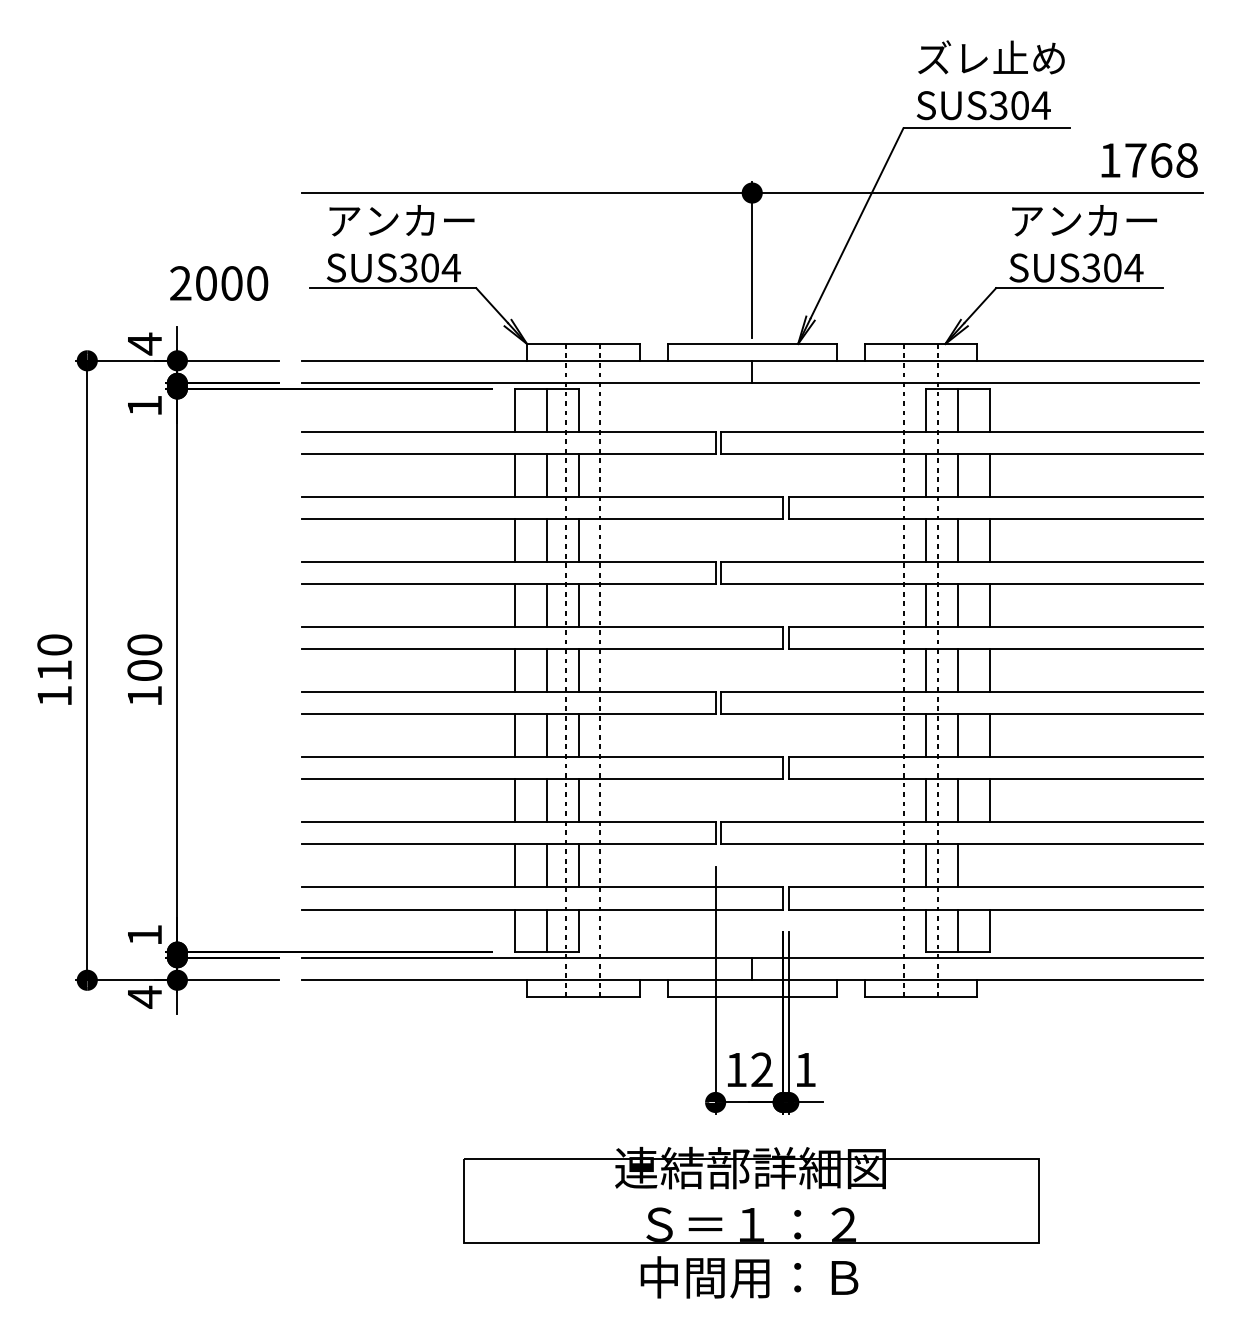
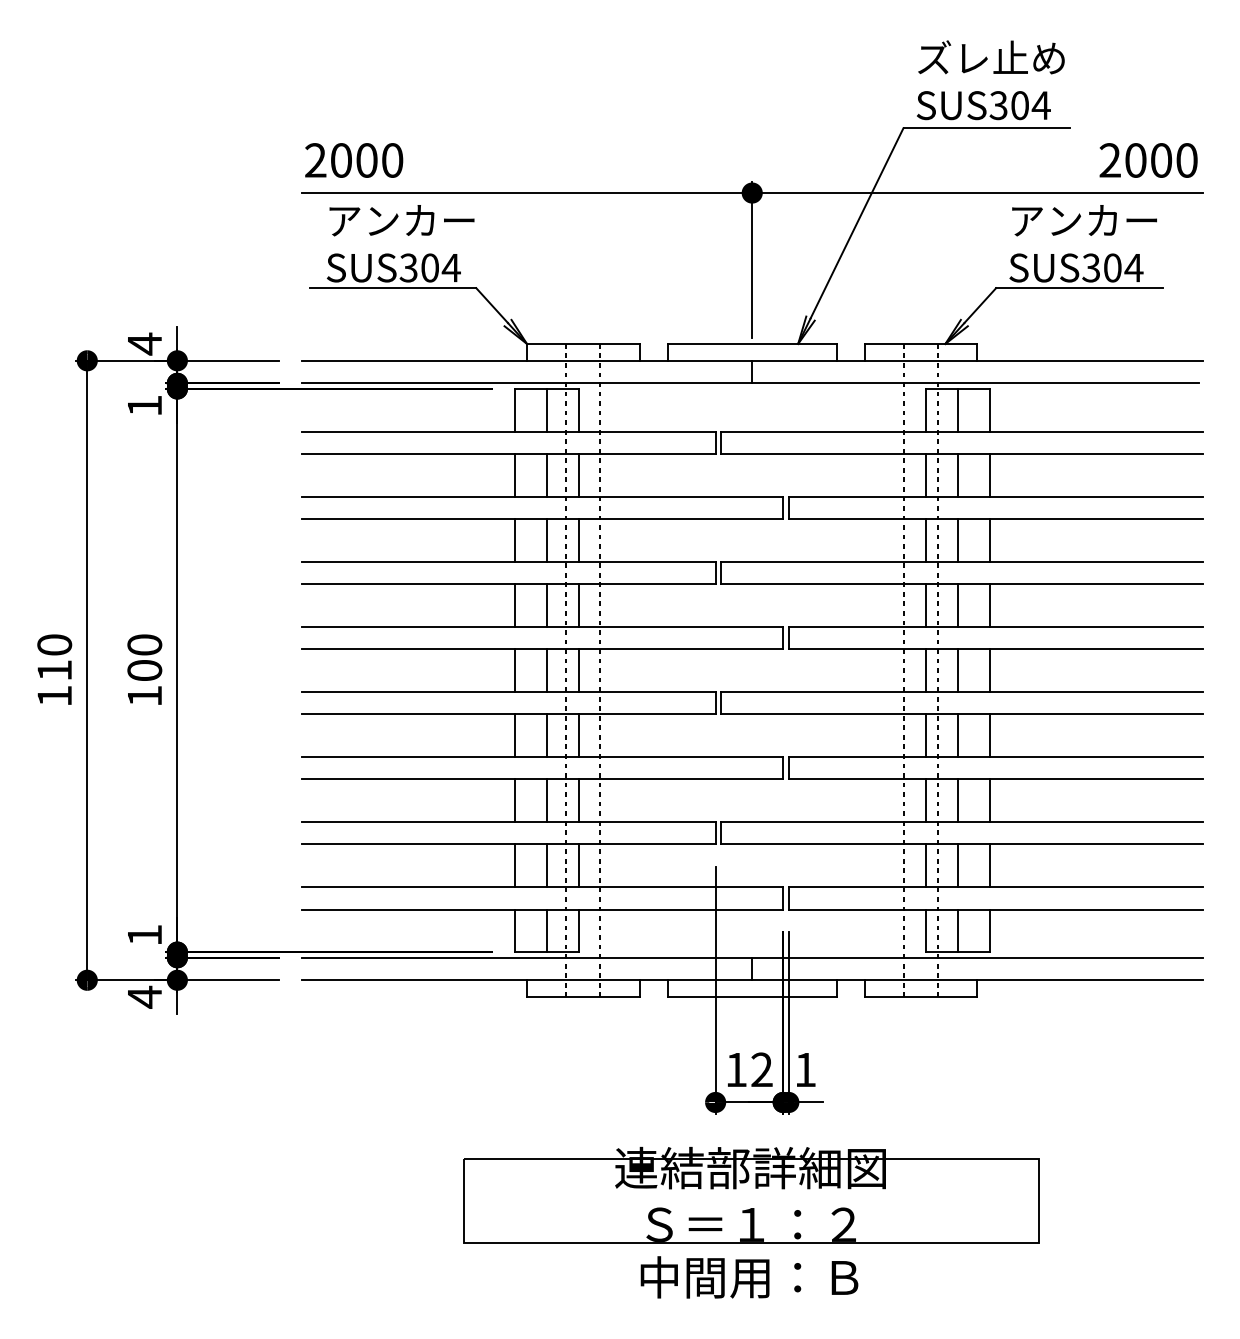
text: 1768 -> 2000 (1148, 160)
text position: (219, 283) -> (354, 160) (354, 160)
line: none -> present (989, 865)
